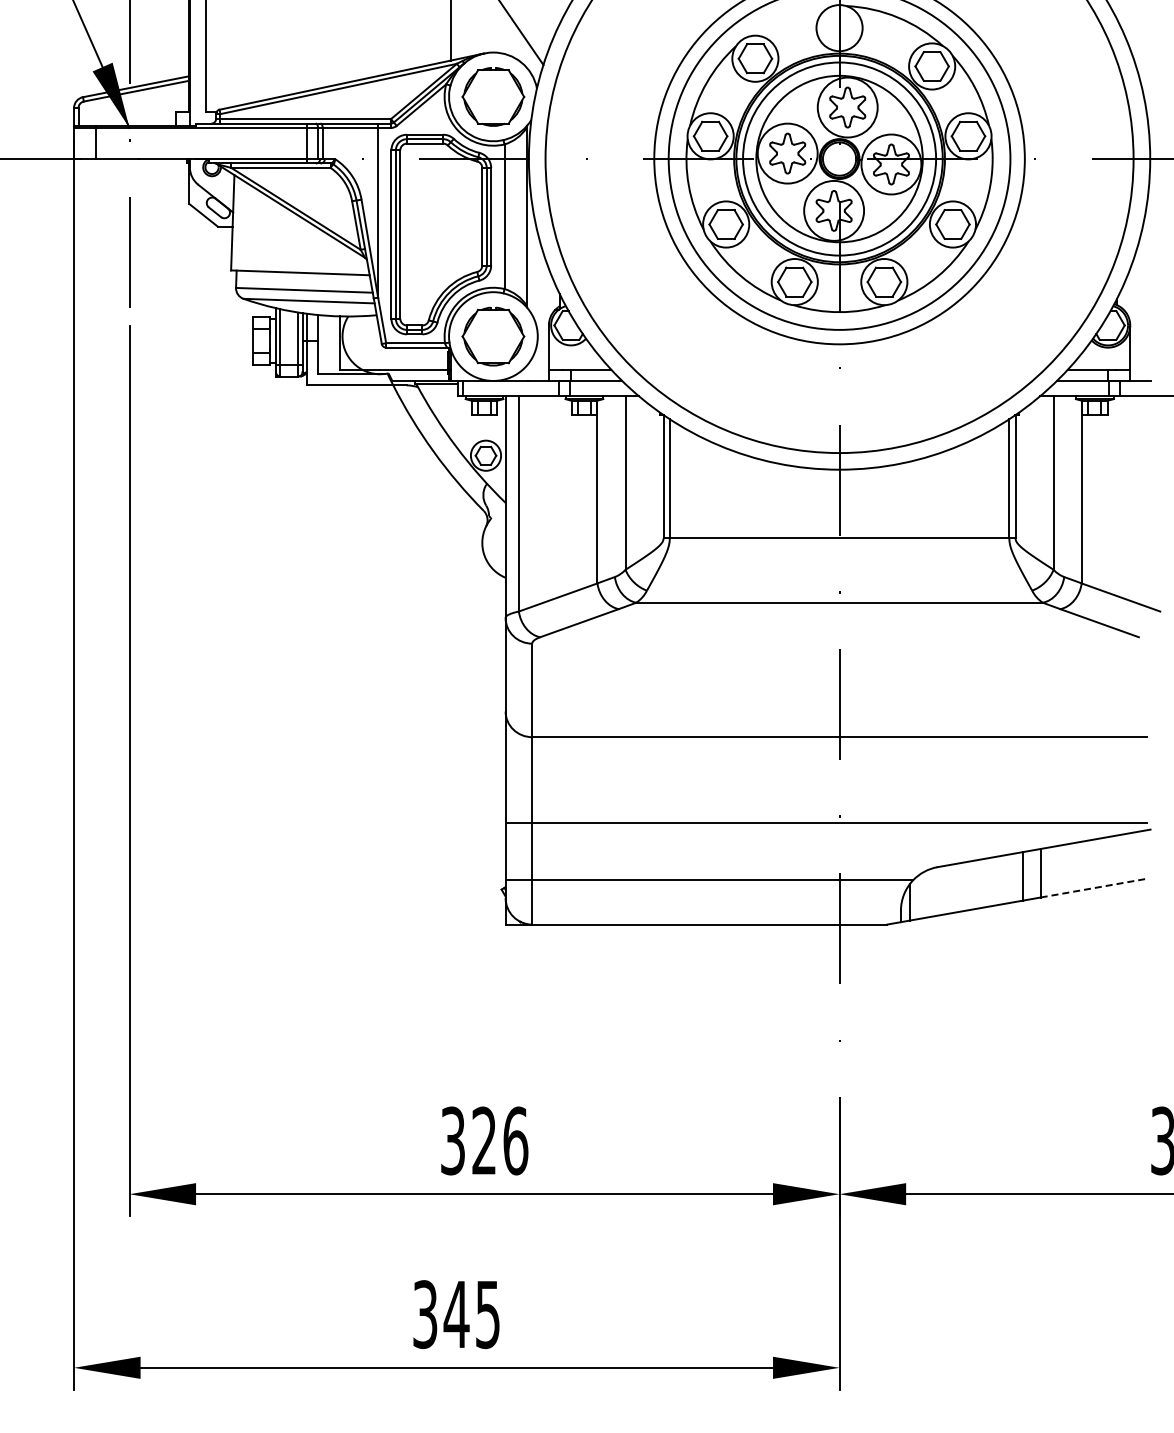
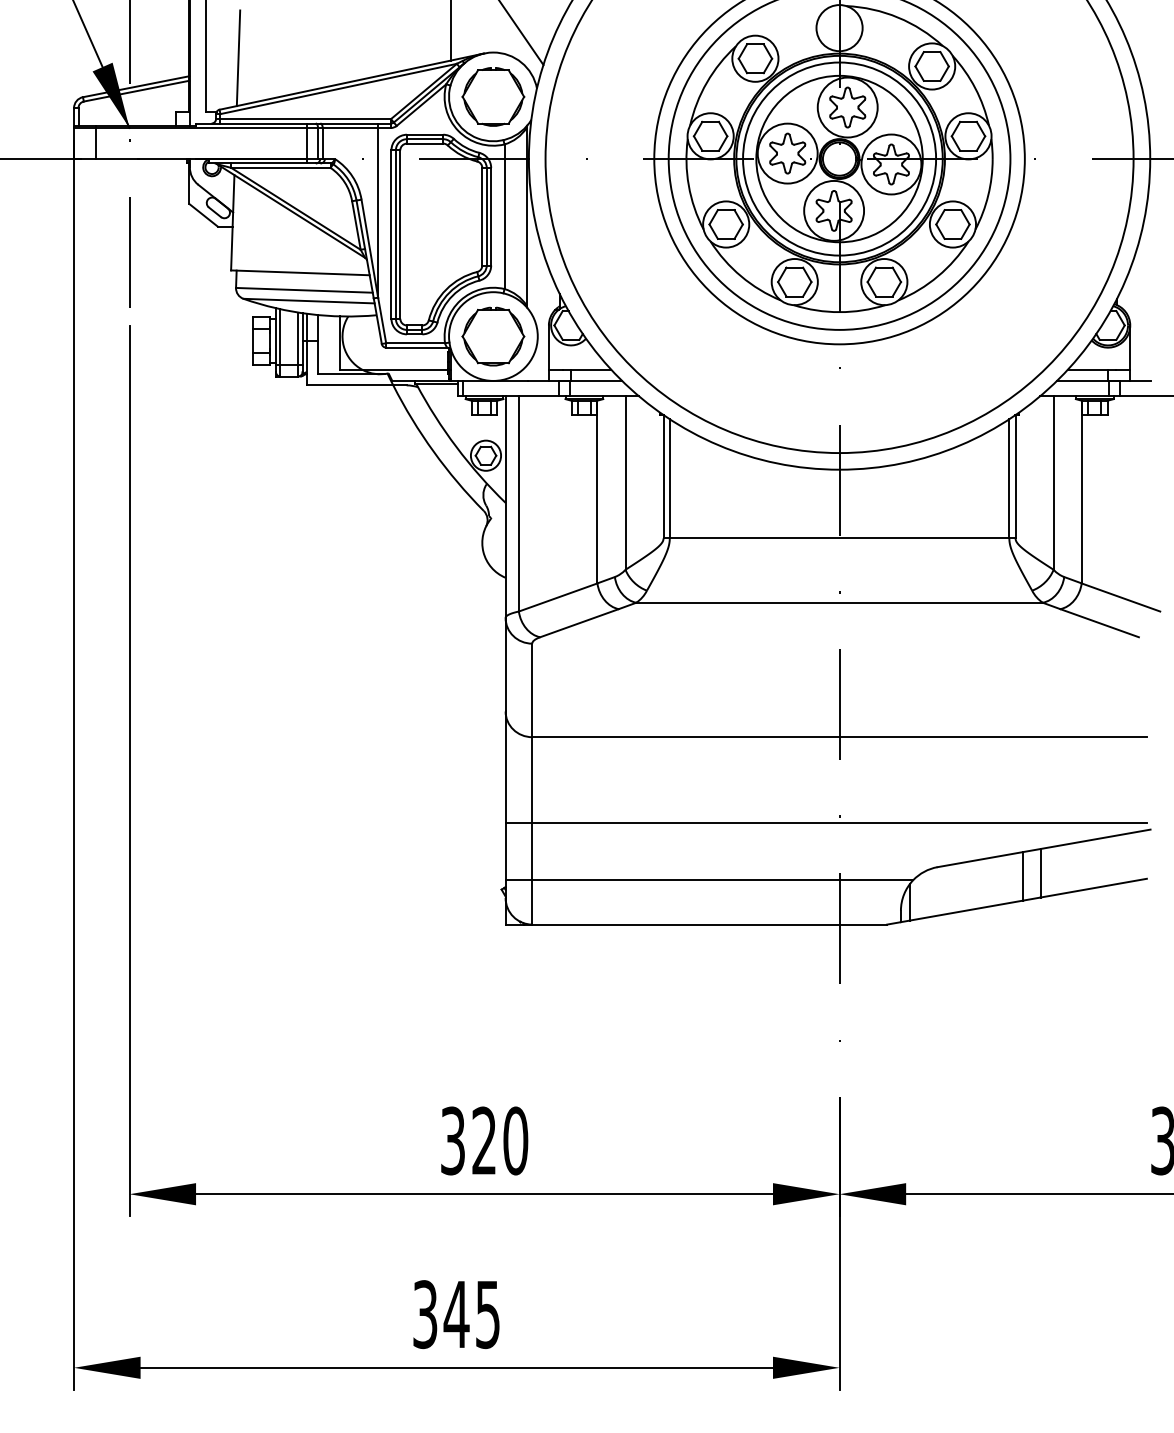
line: none -> present (238, 58)
line: dashed -> solid (1093, 888)
text: 326 -> 320 (515, 1140)
